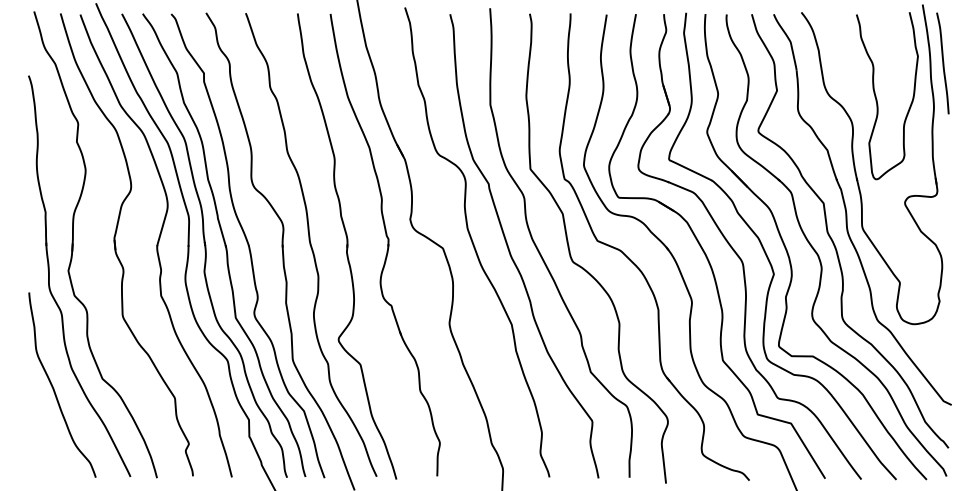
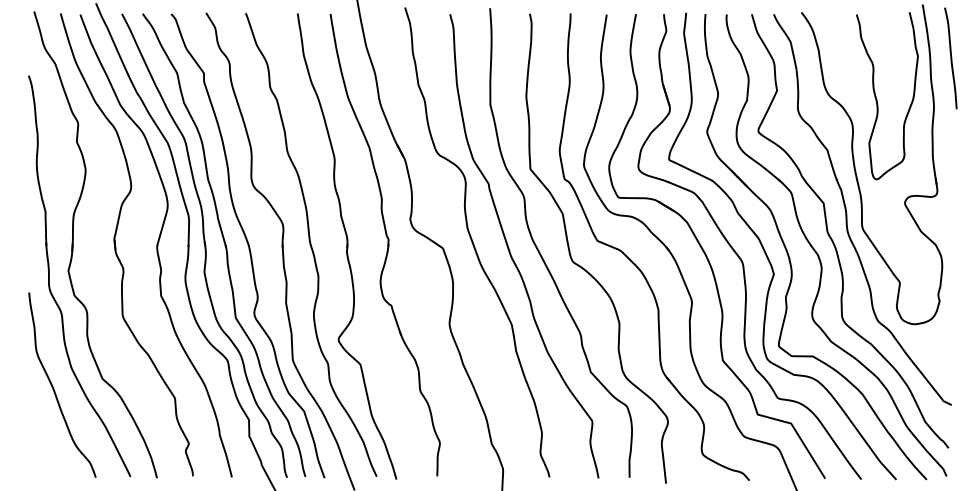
curve position: (942, 63) -> (950, 58) (950, 58)
